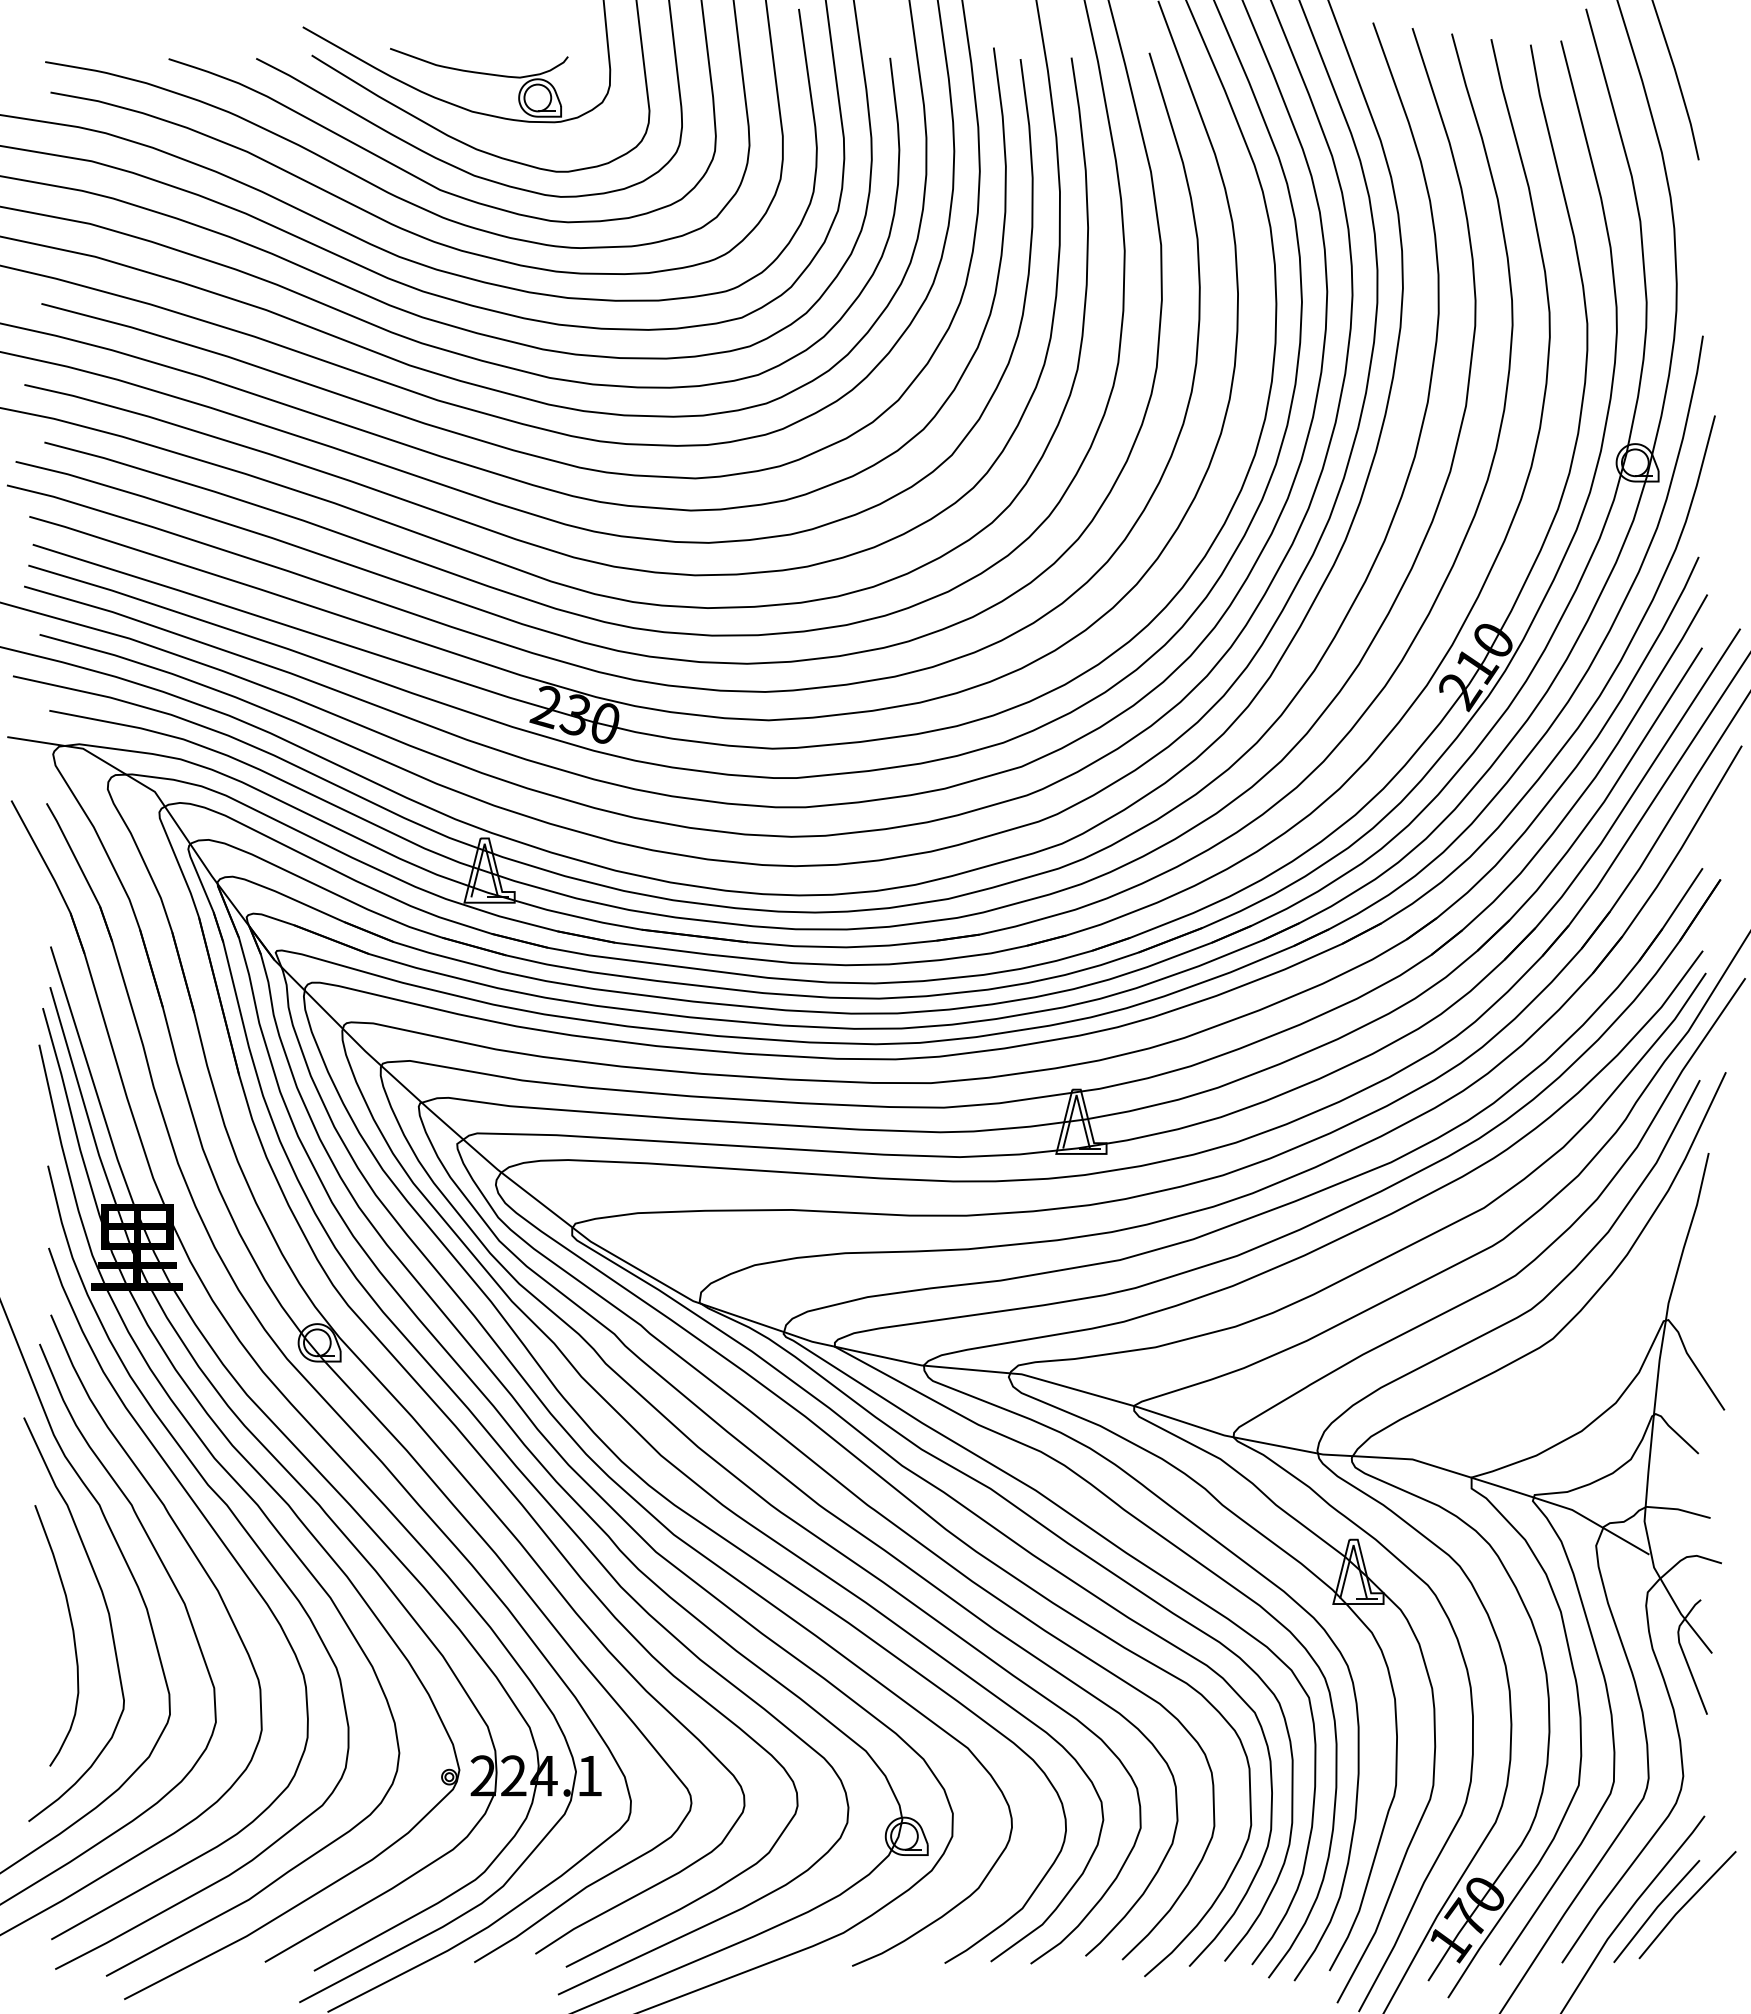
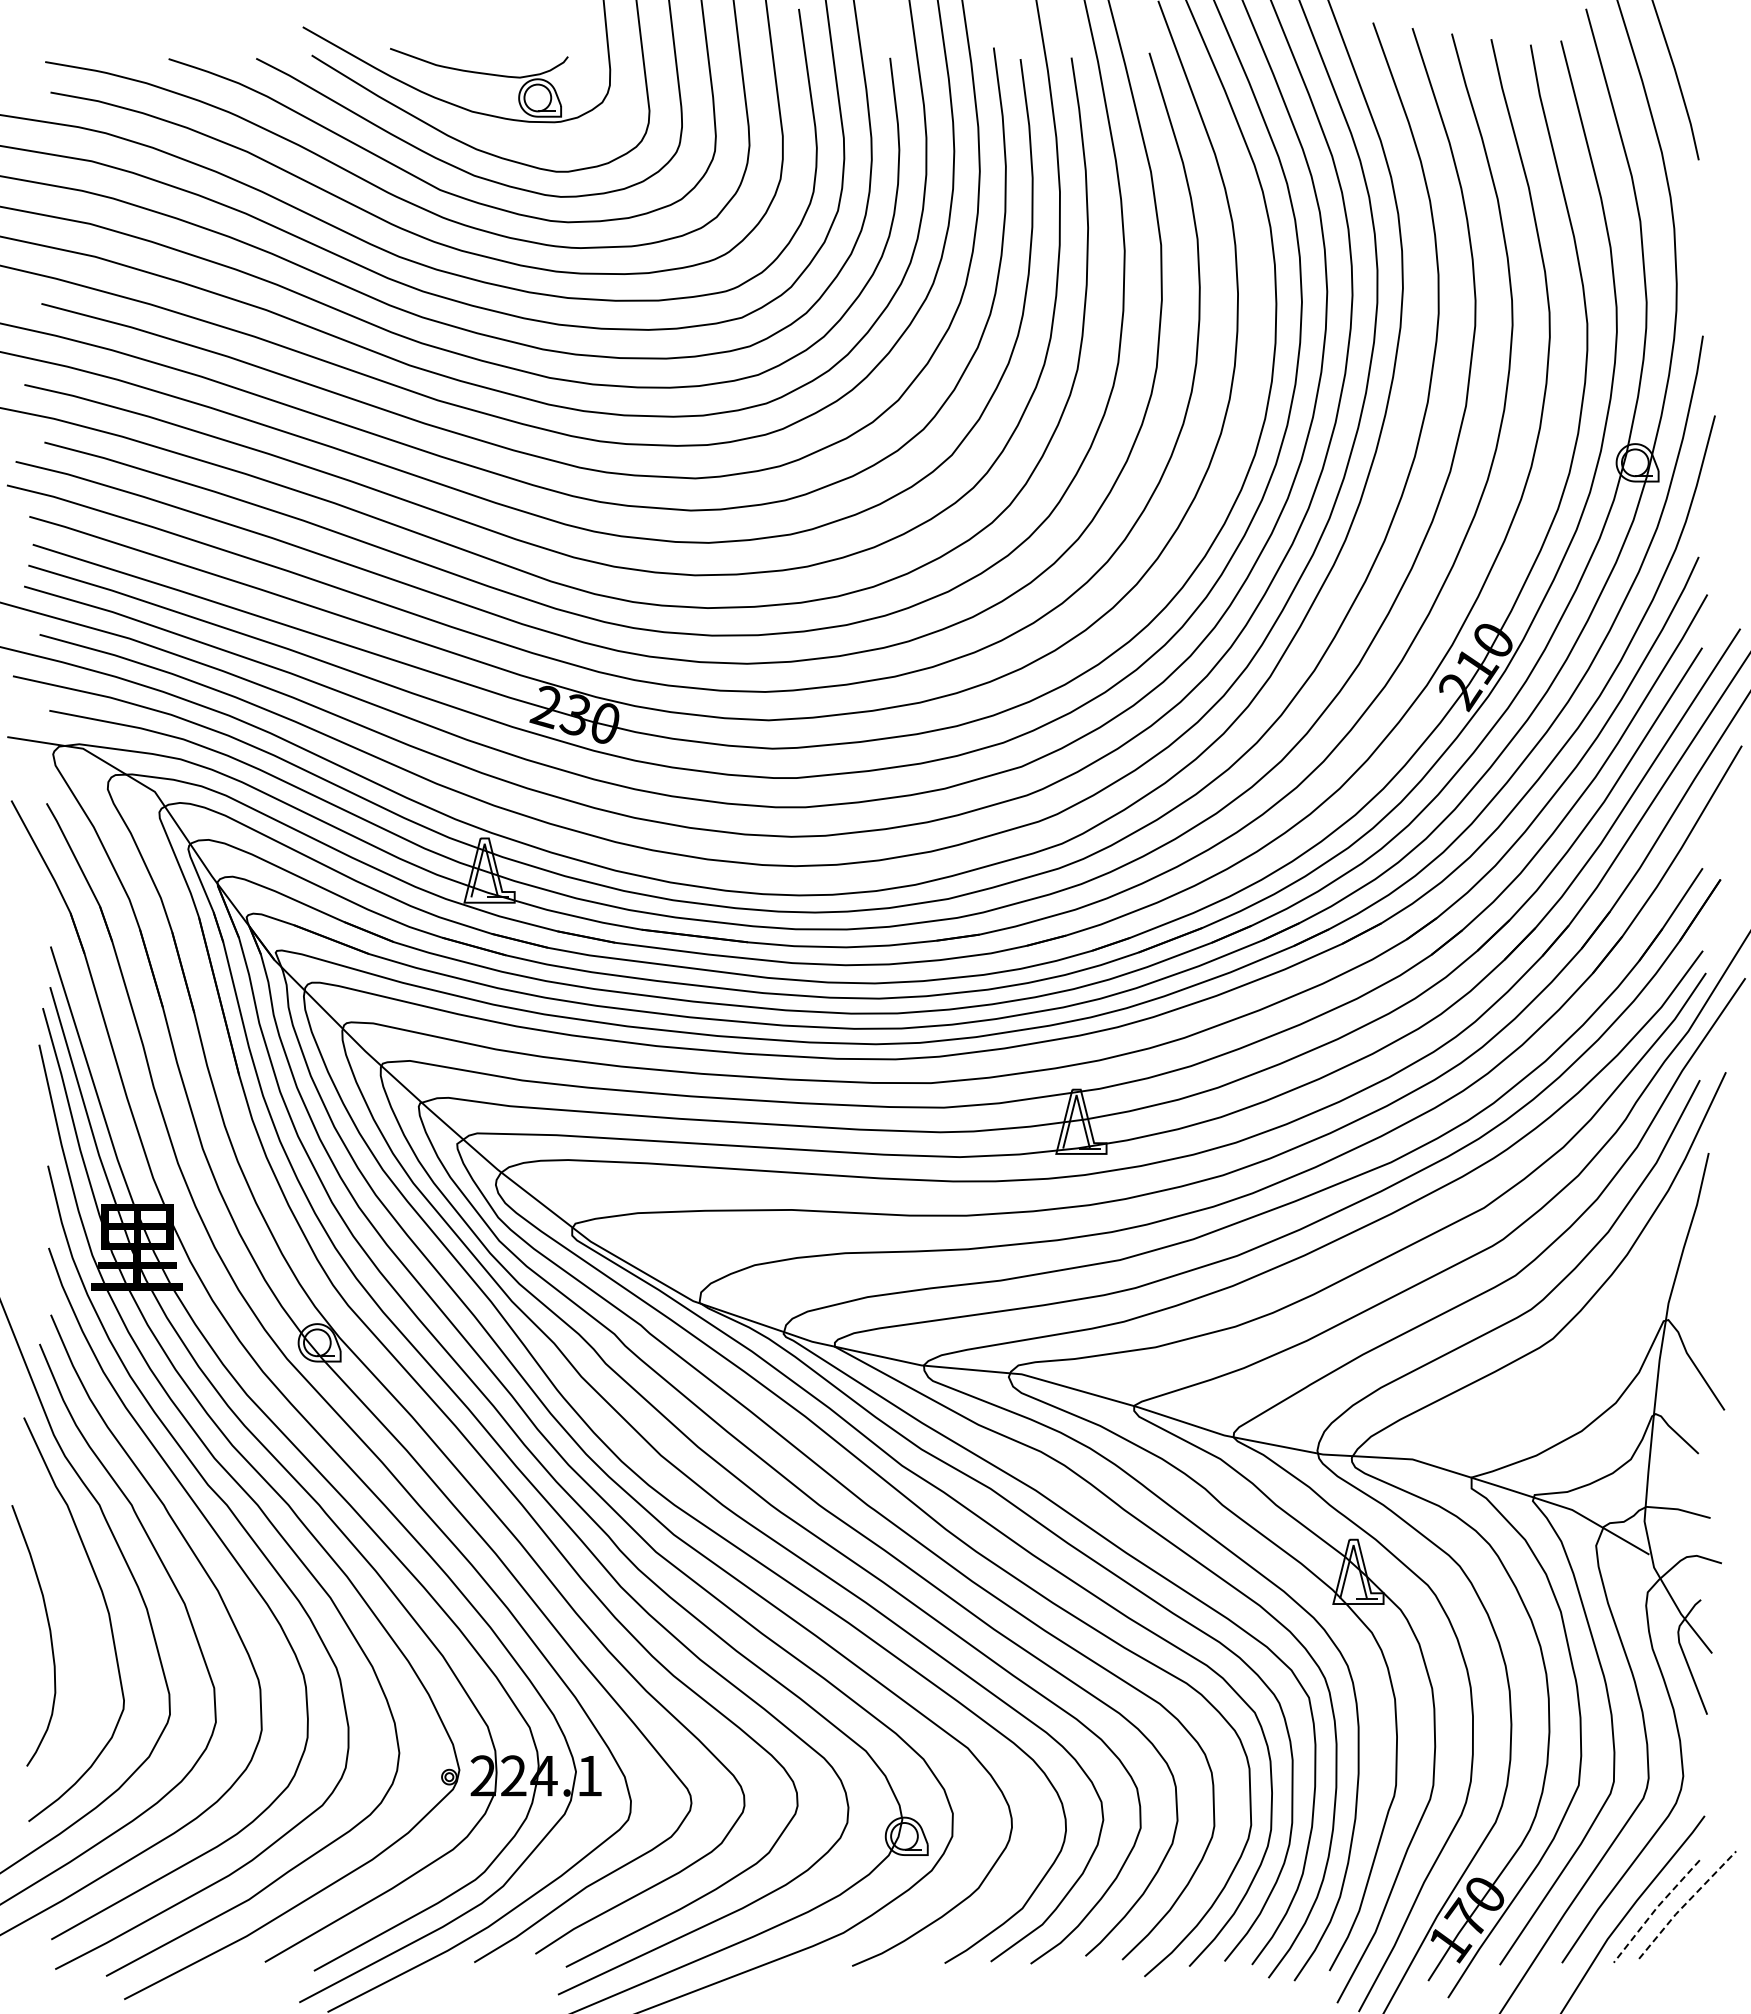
curve position: (72, 1634) -> (49, 1634) (49, 1634)
line: solid -> dashed (1686, 1903)
line: solid -> dashed (1655, 1910)
